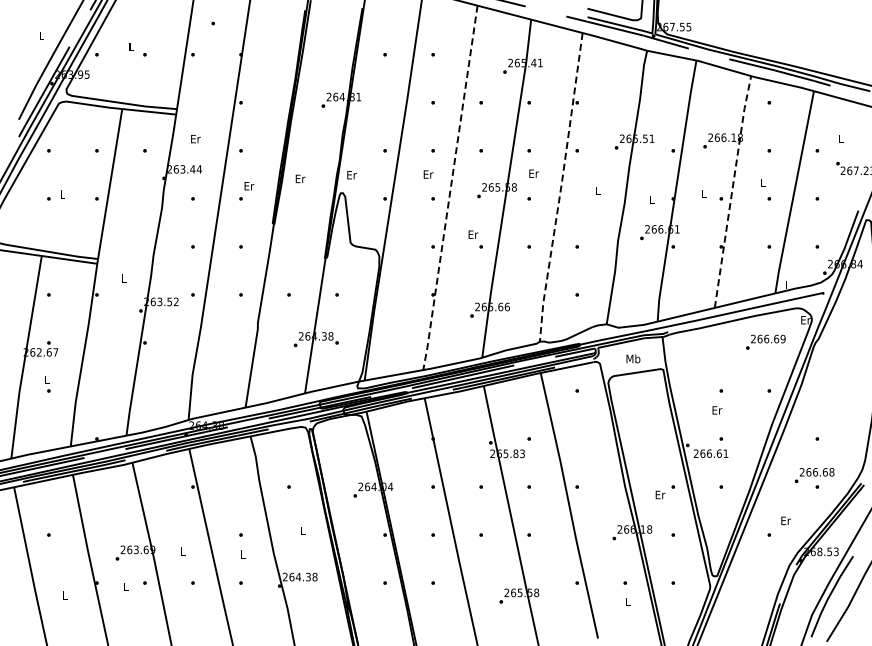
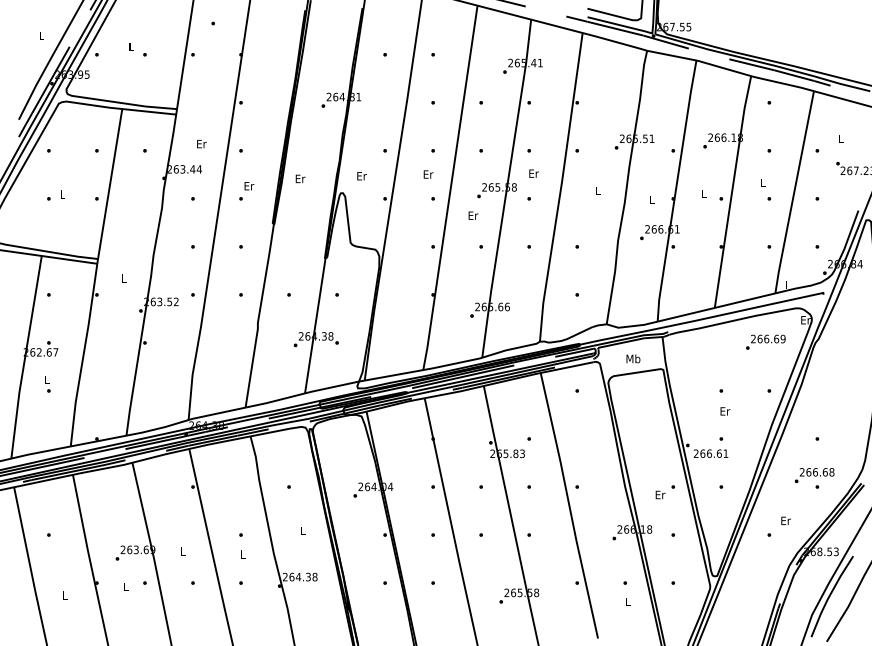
text position: (195, 139) -> (201, 144) (201, 144)
text position: (351, 175) -> (361, 176) (361, 176)
line: dashed -> solid (561, 187)
line: dashed -> solid (450, 189)
line: dashed -> solid (732, 190)
text position: (473, 234) -> (473, 215) (473, 215)
text position: (717, 410) -> (725, 411) (725, 411)
